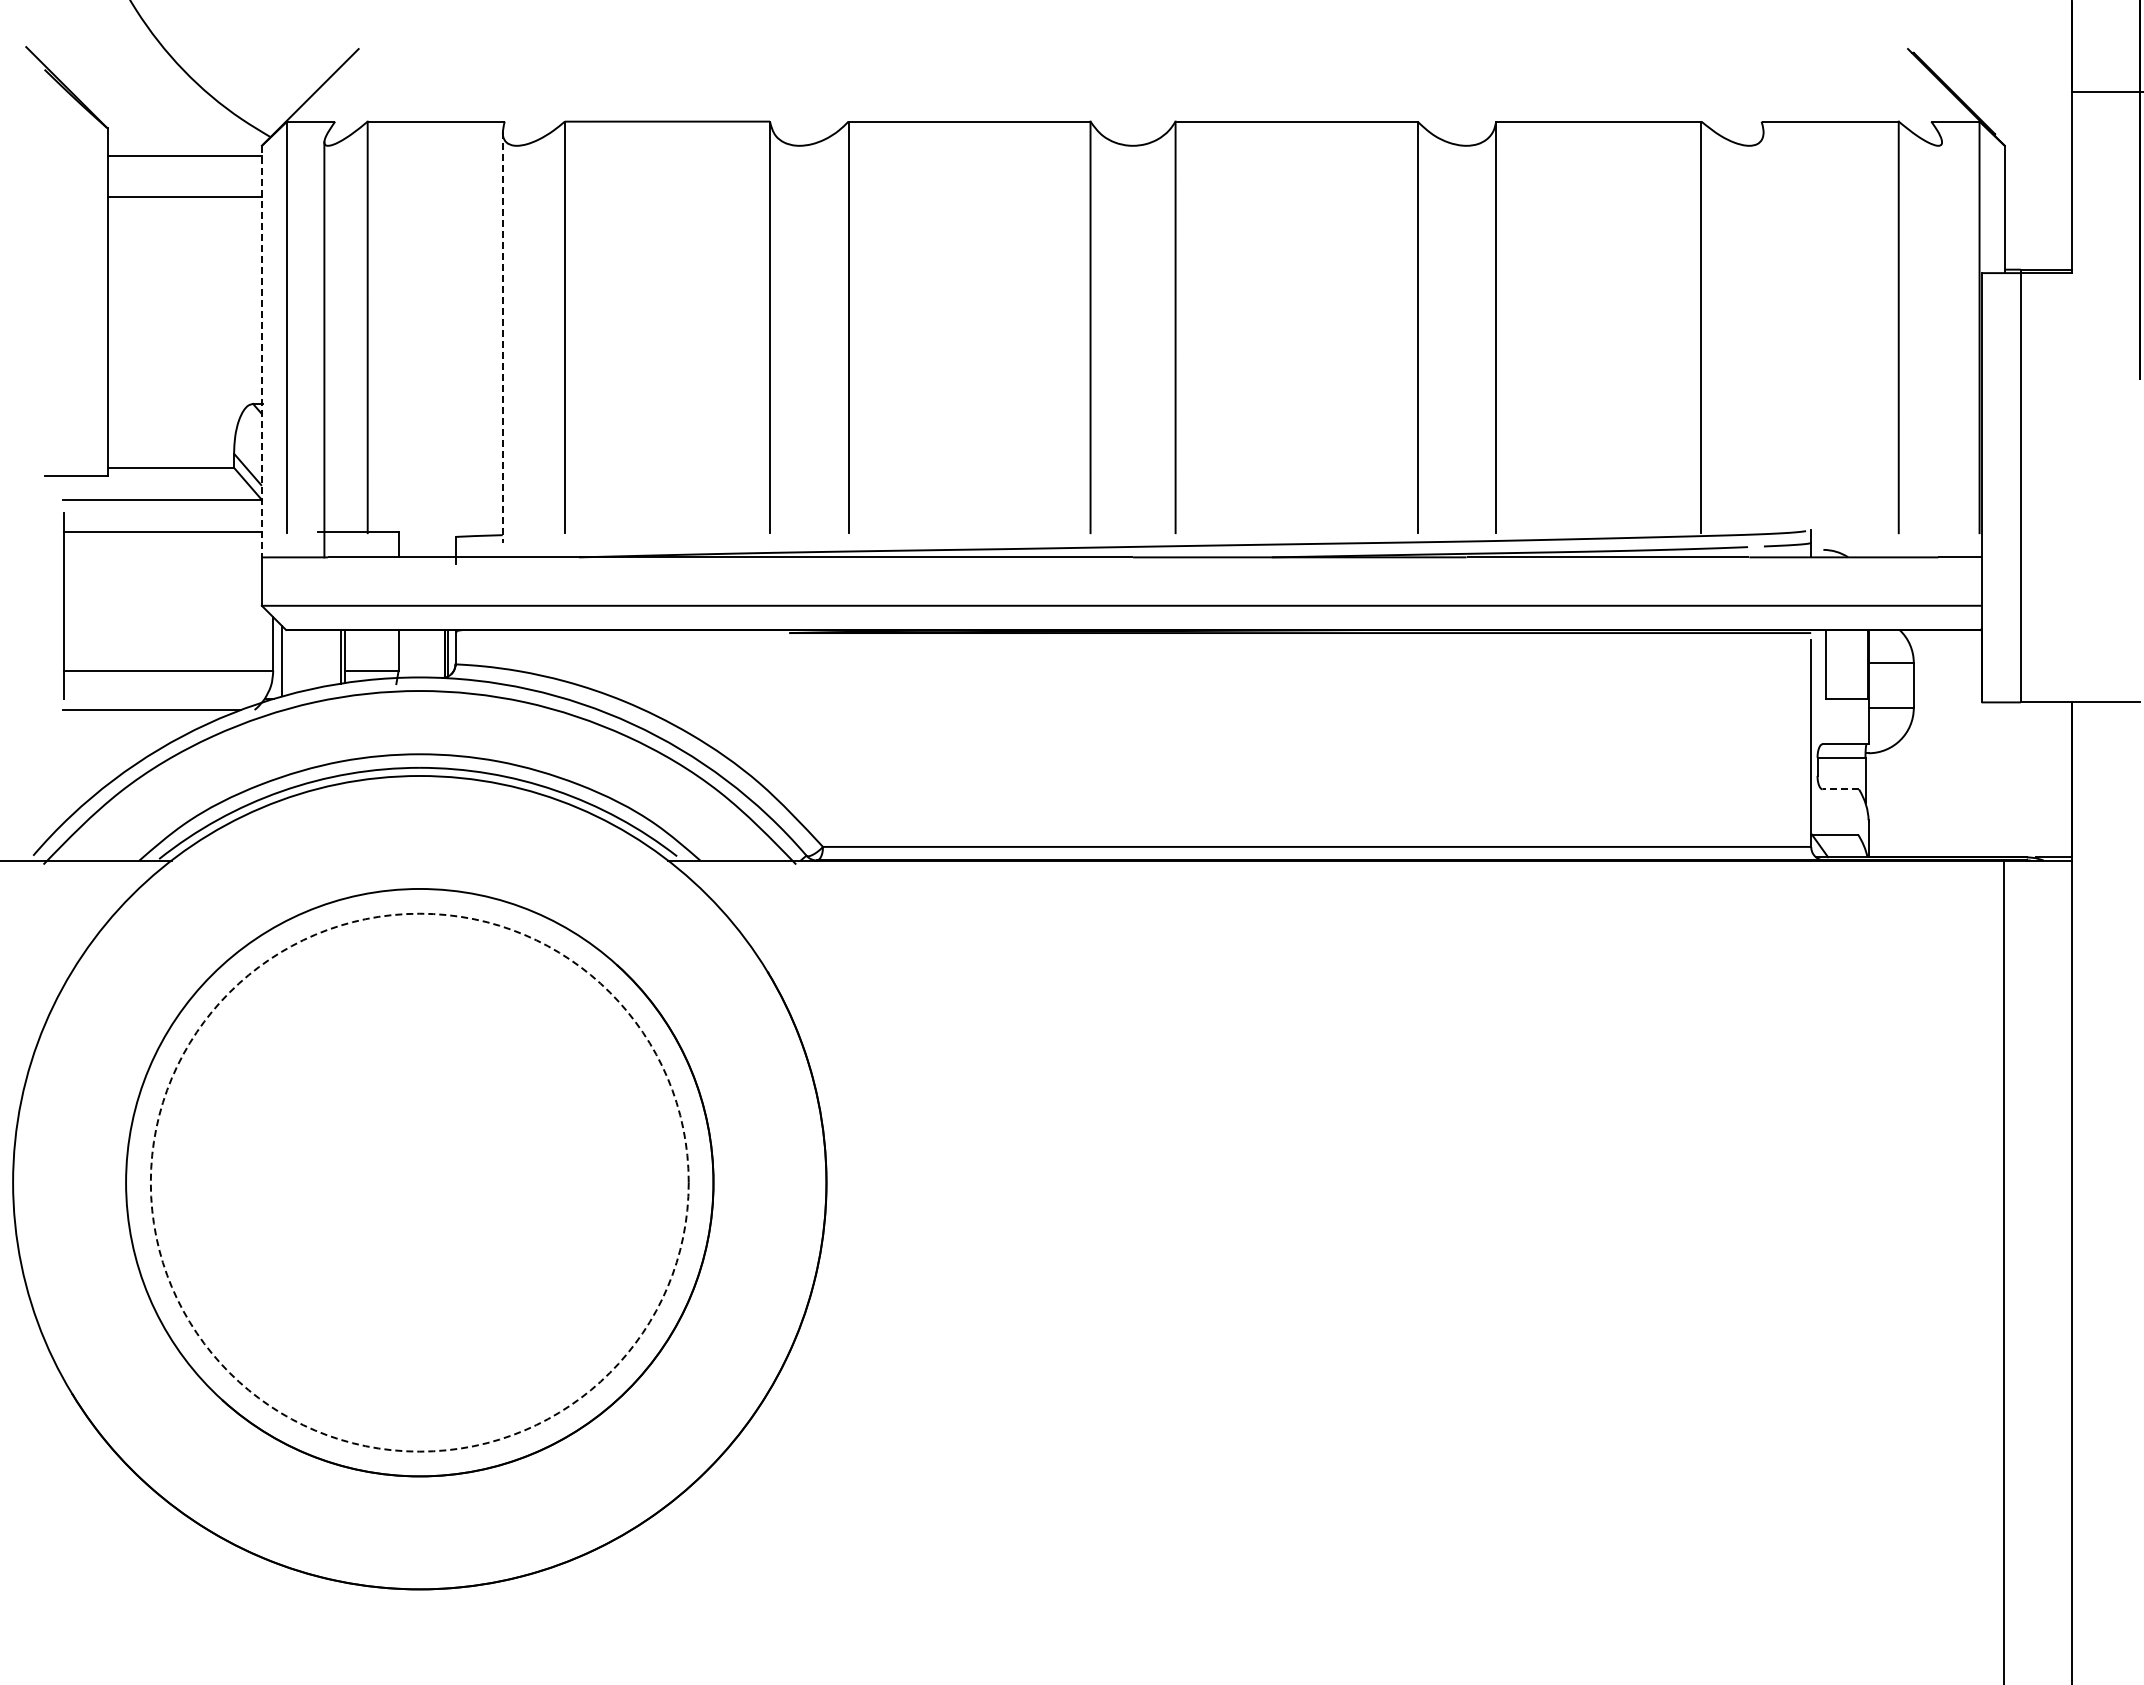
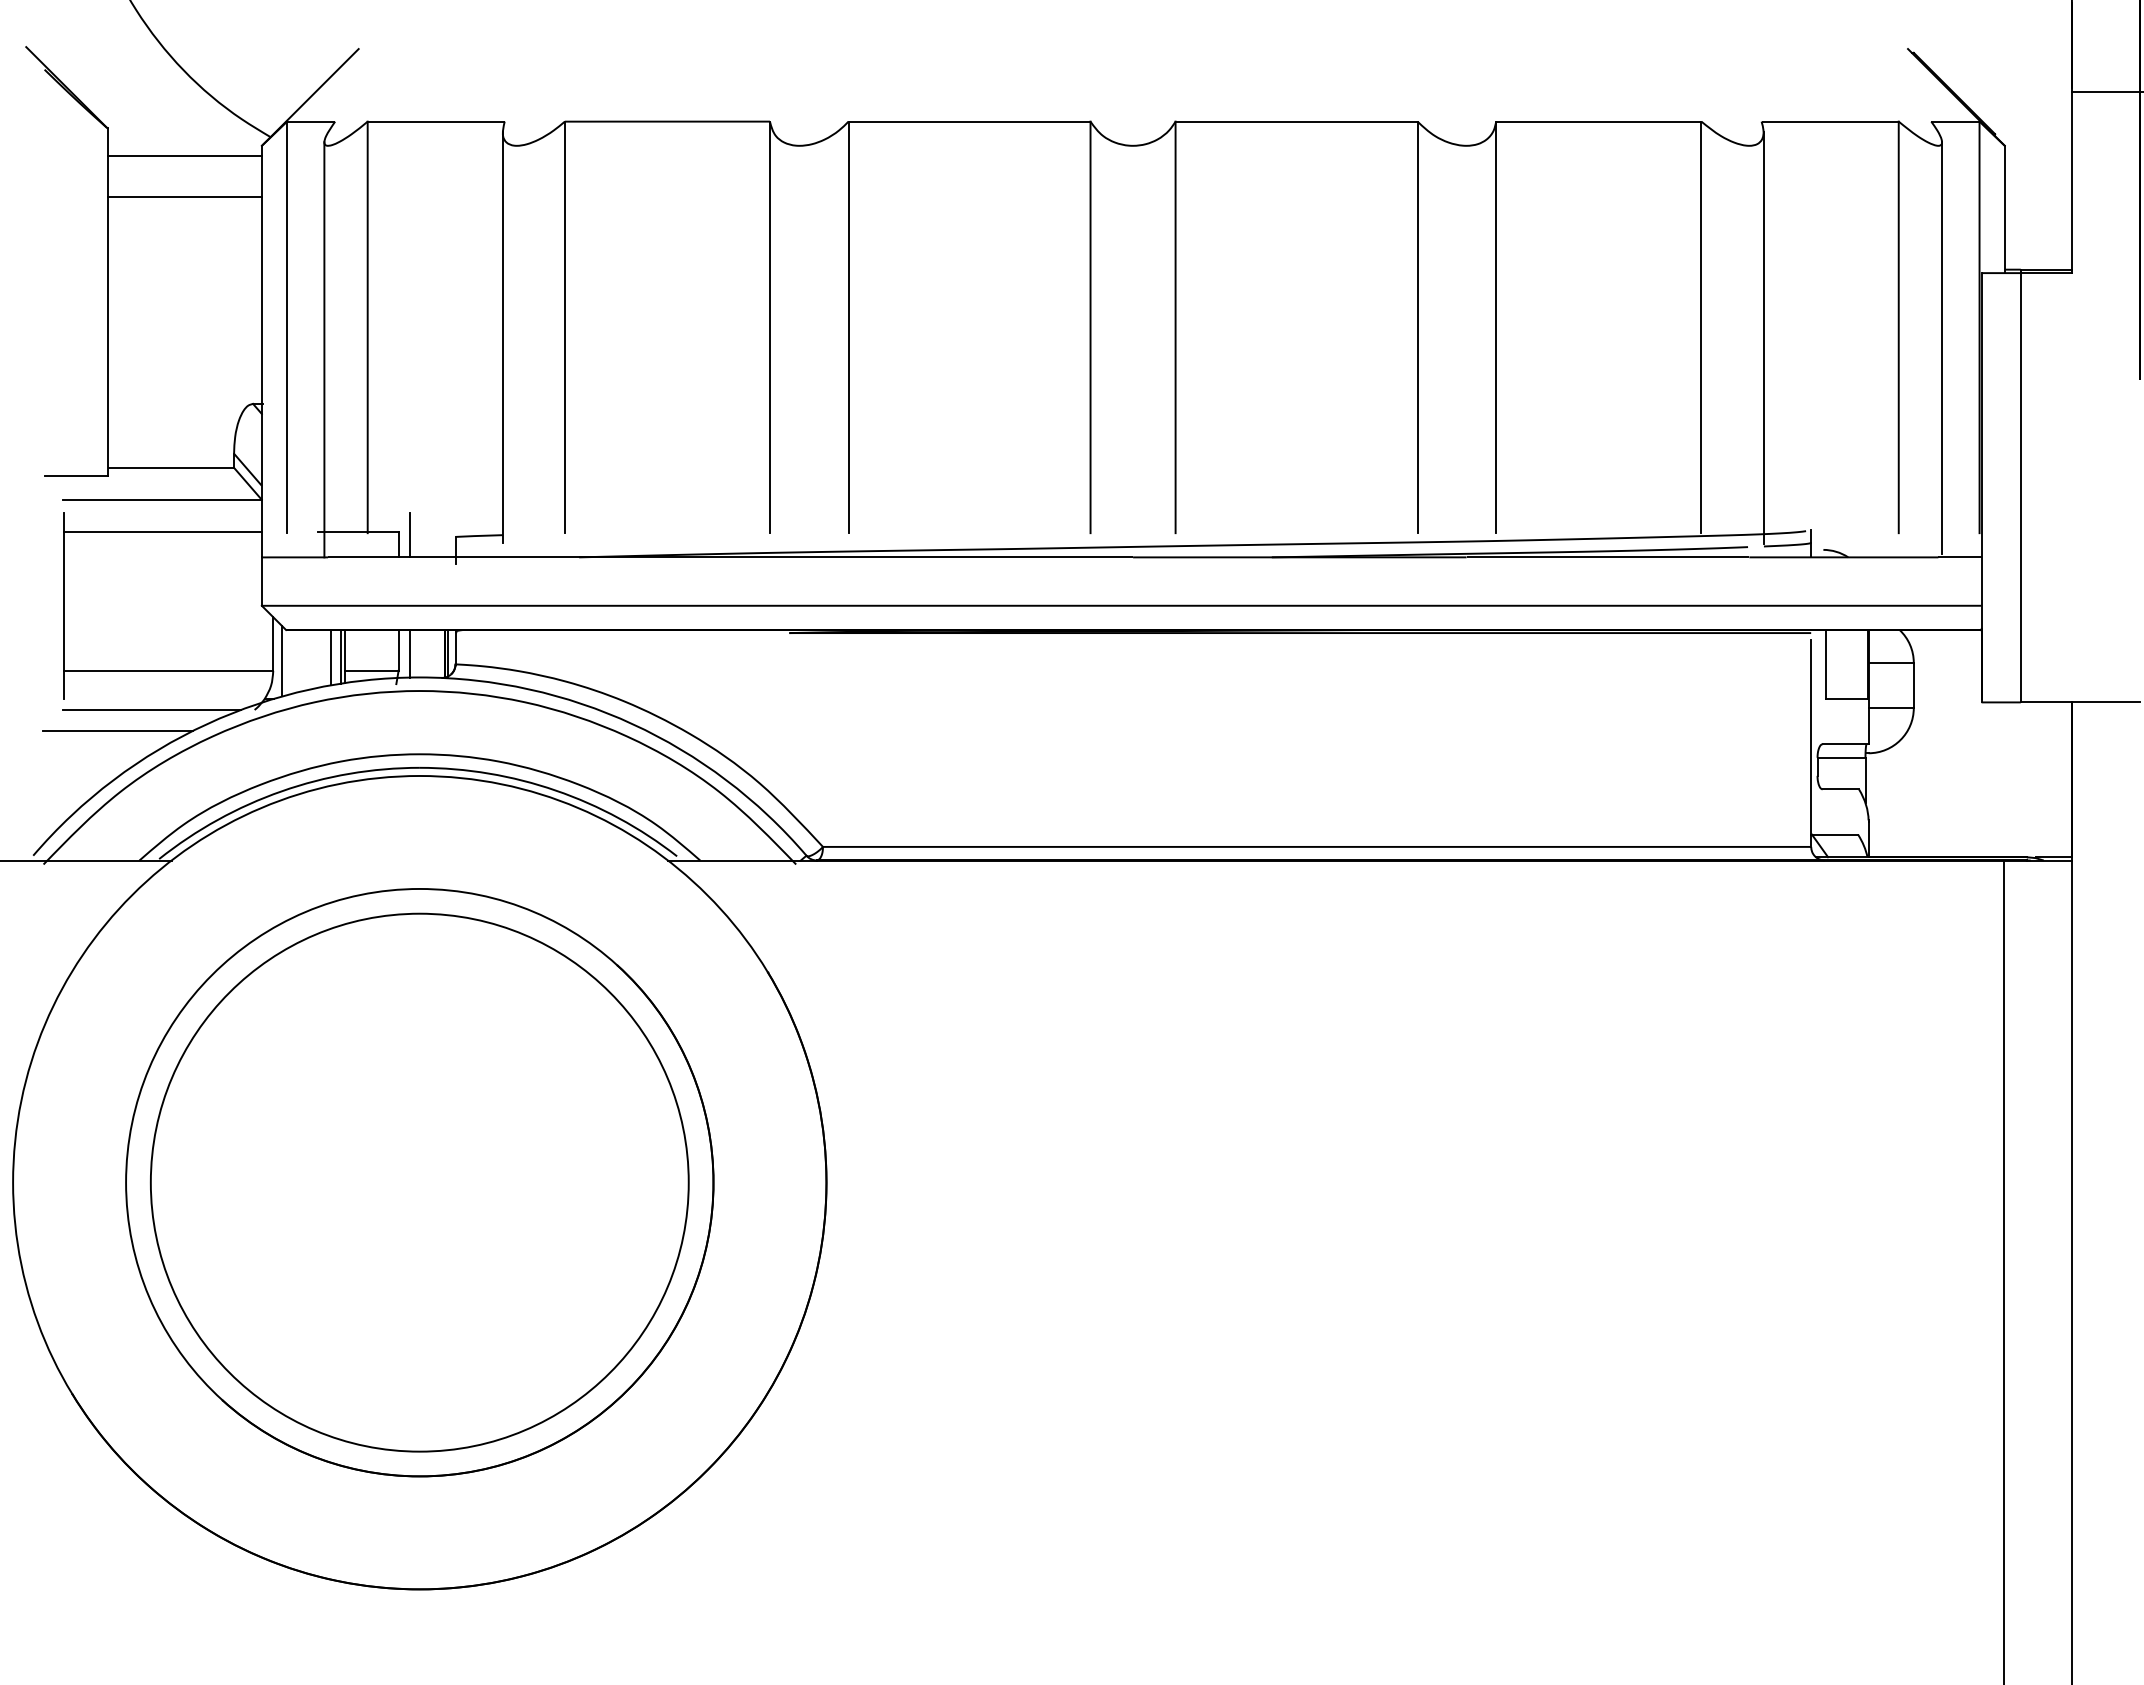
line: dashed -> solid (502, 337)
line: none -> present (1763, 337)
line: none -> present (1942, 347)
line: dashed -> solid (261, 351)
line: none -> present (409, 535)
line: none -> present (409, 653)
line: none -> present (331, 657)
line: none -> present (118, 730)
line: dashed -> solid (1840, 789)
circle: dashed -> solid (419, 1182)
